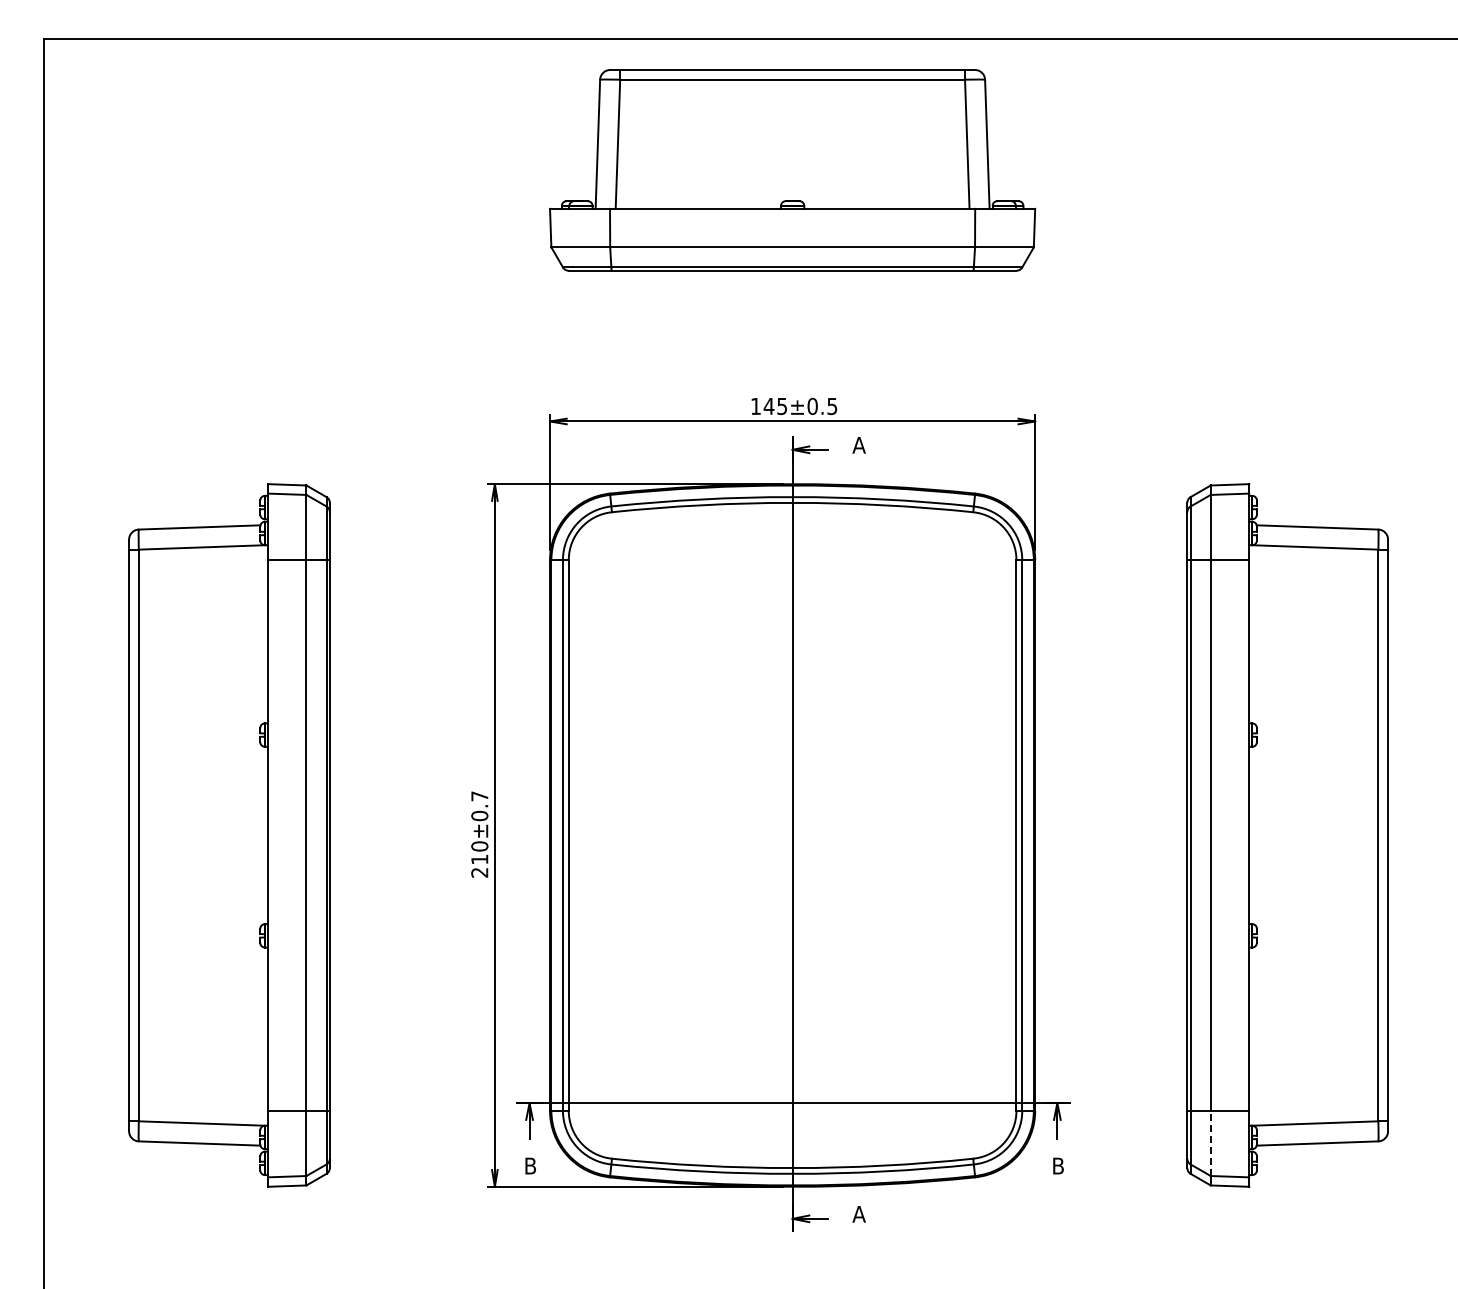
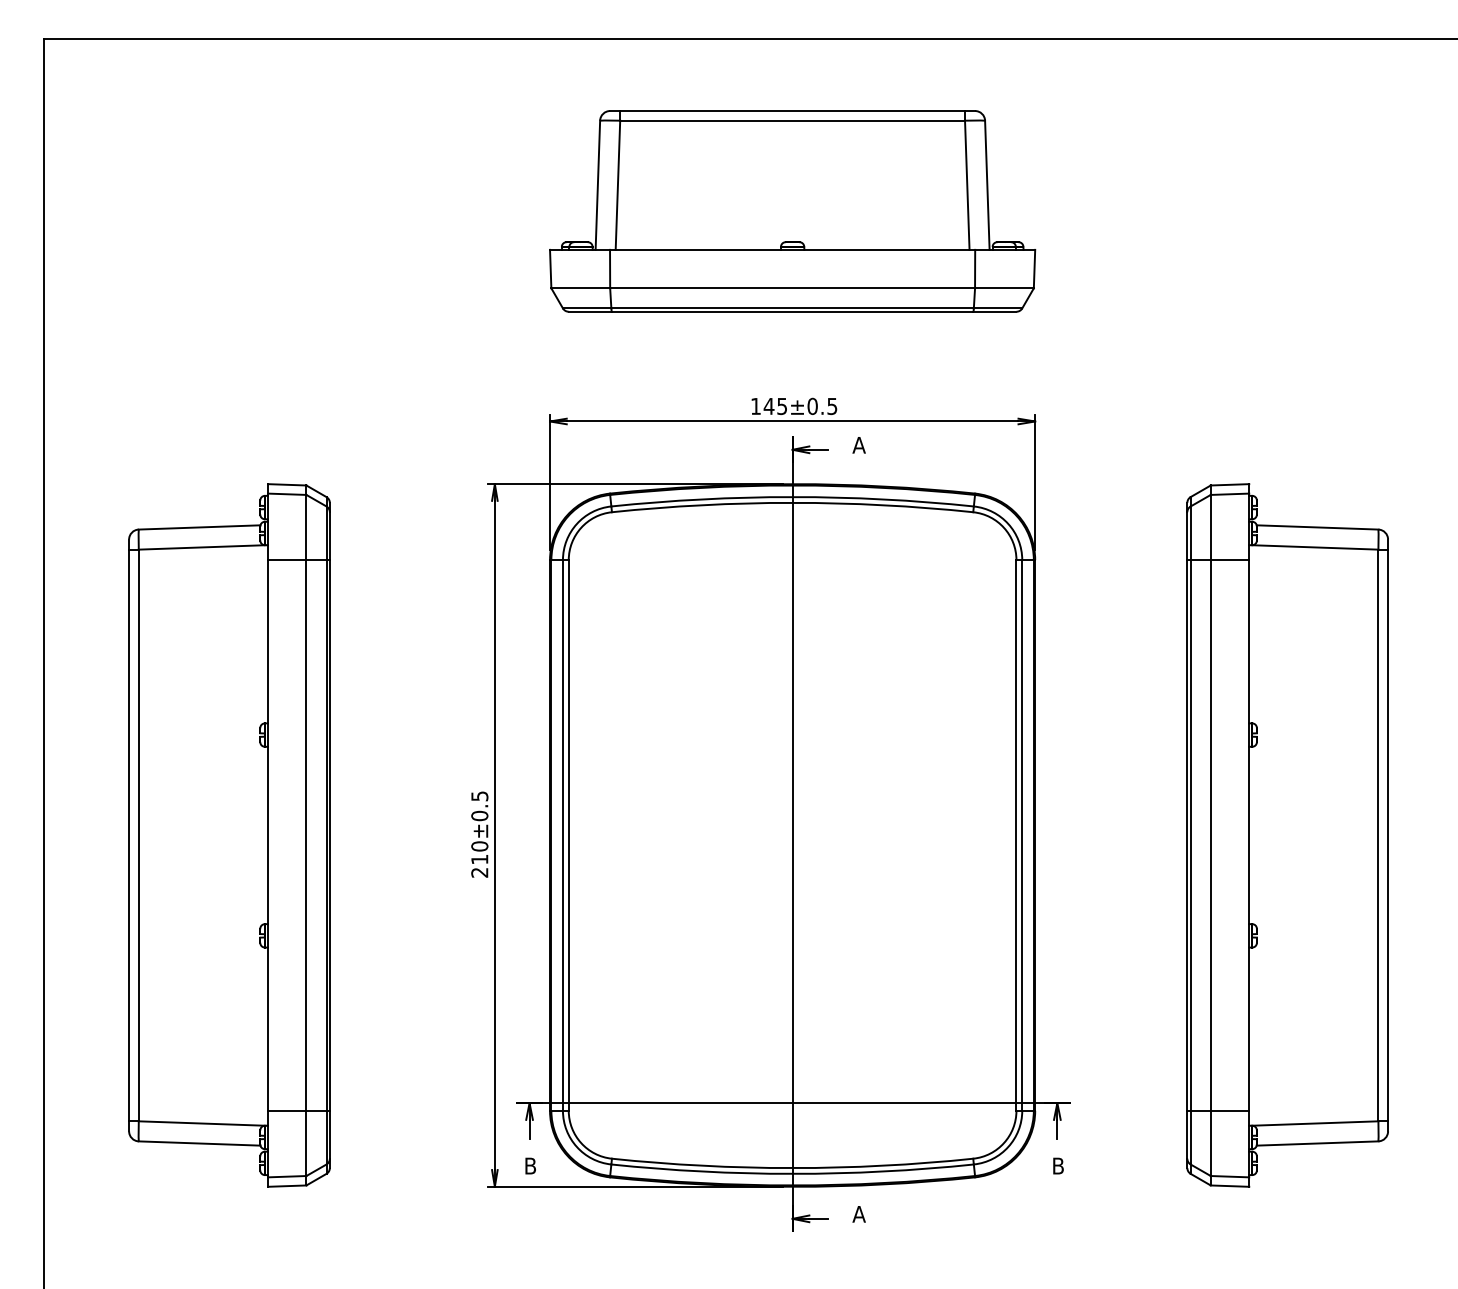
part position: (792, 170) -> (792, 211) (792, 211)
text: 210±0.7 -> 210±0.5 (479, 796)
line: dashed -> solid (1210, 1143)
